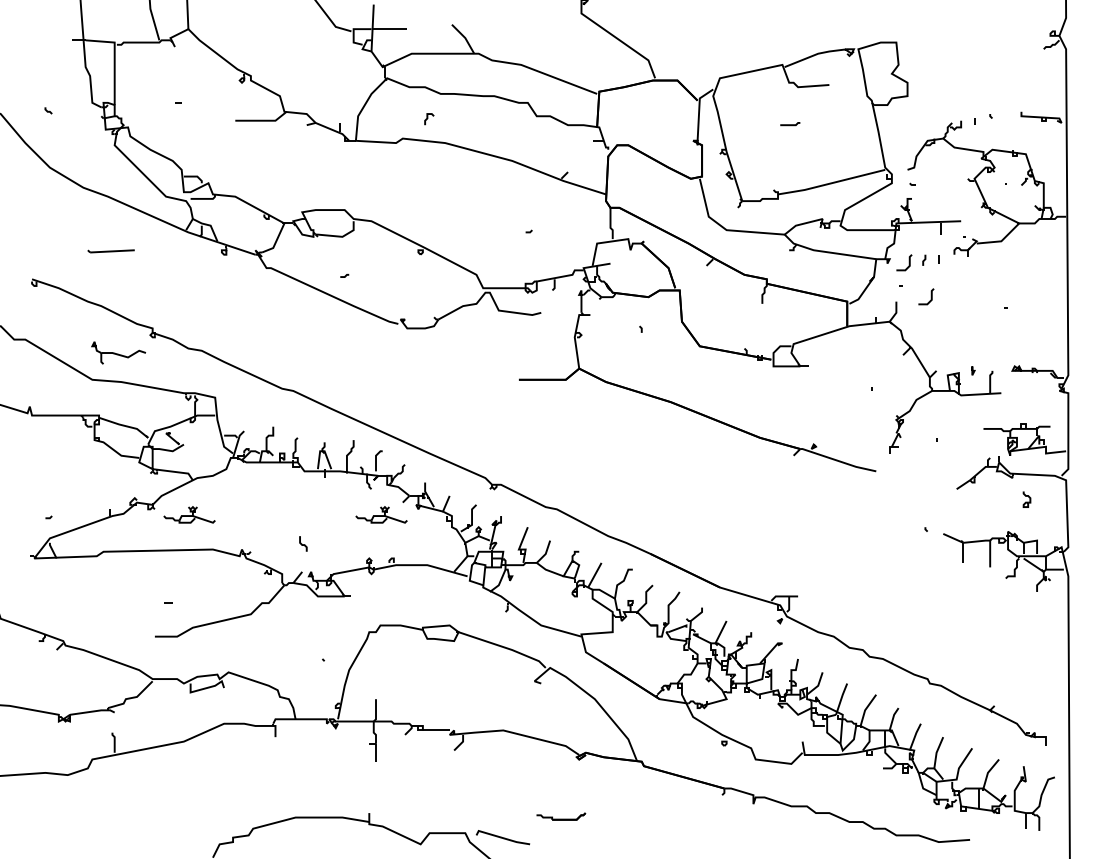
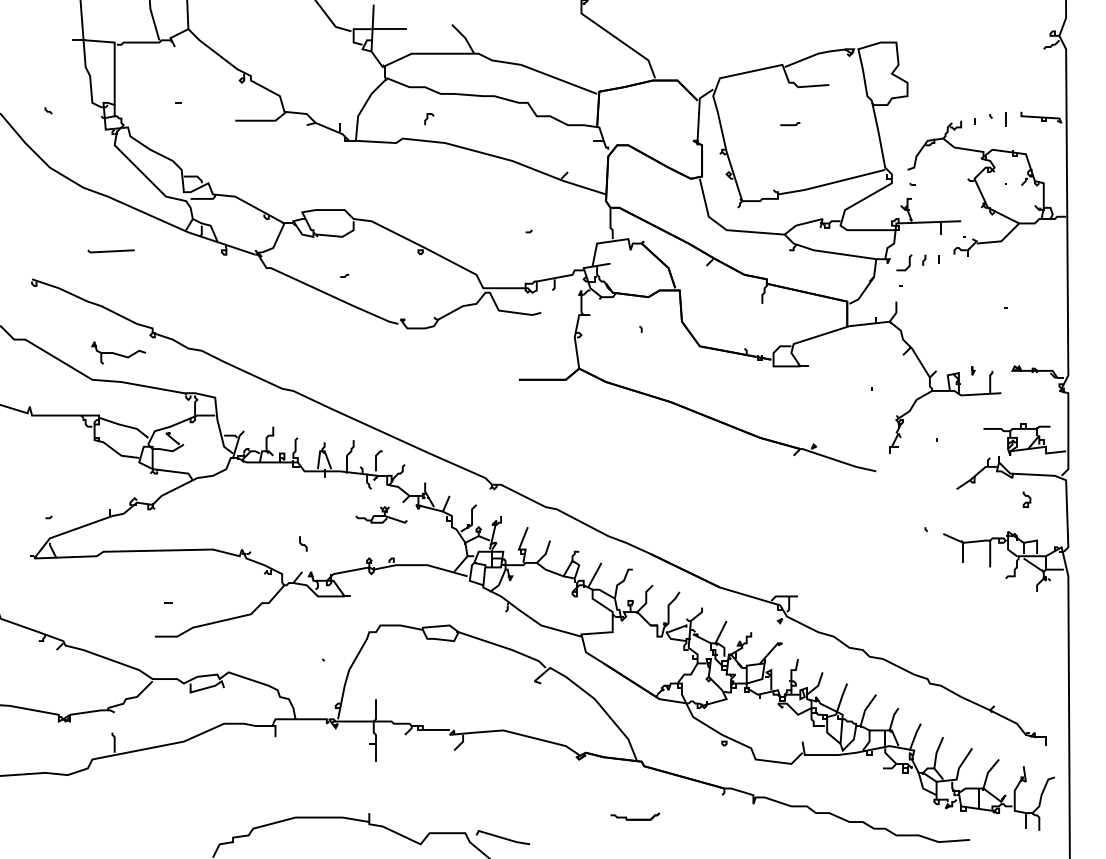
line: none -> present (1005, 119)
curve: present -> none (930, 296)
part: present -> none (189, 514)
part position: (561, 816) -> (635, 816) (635, 816)
